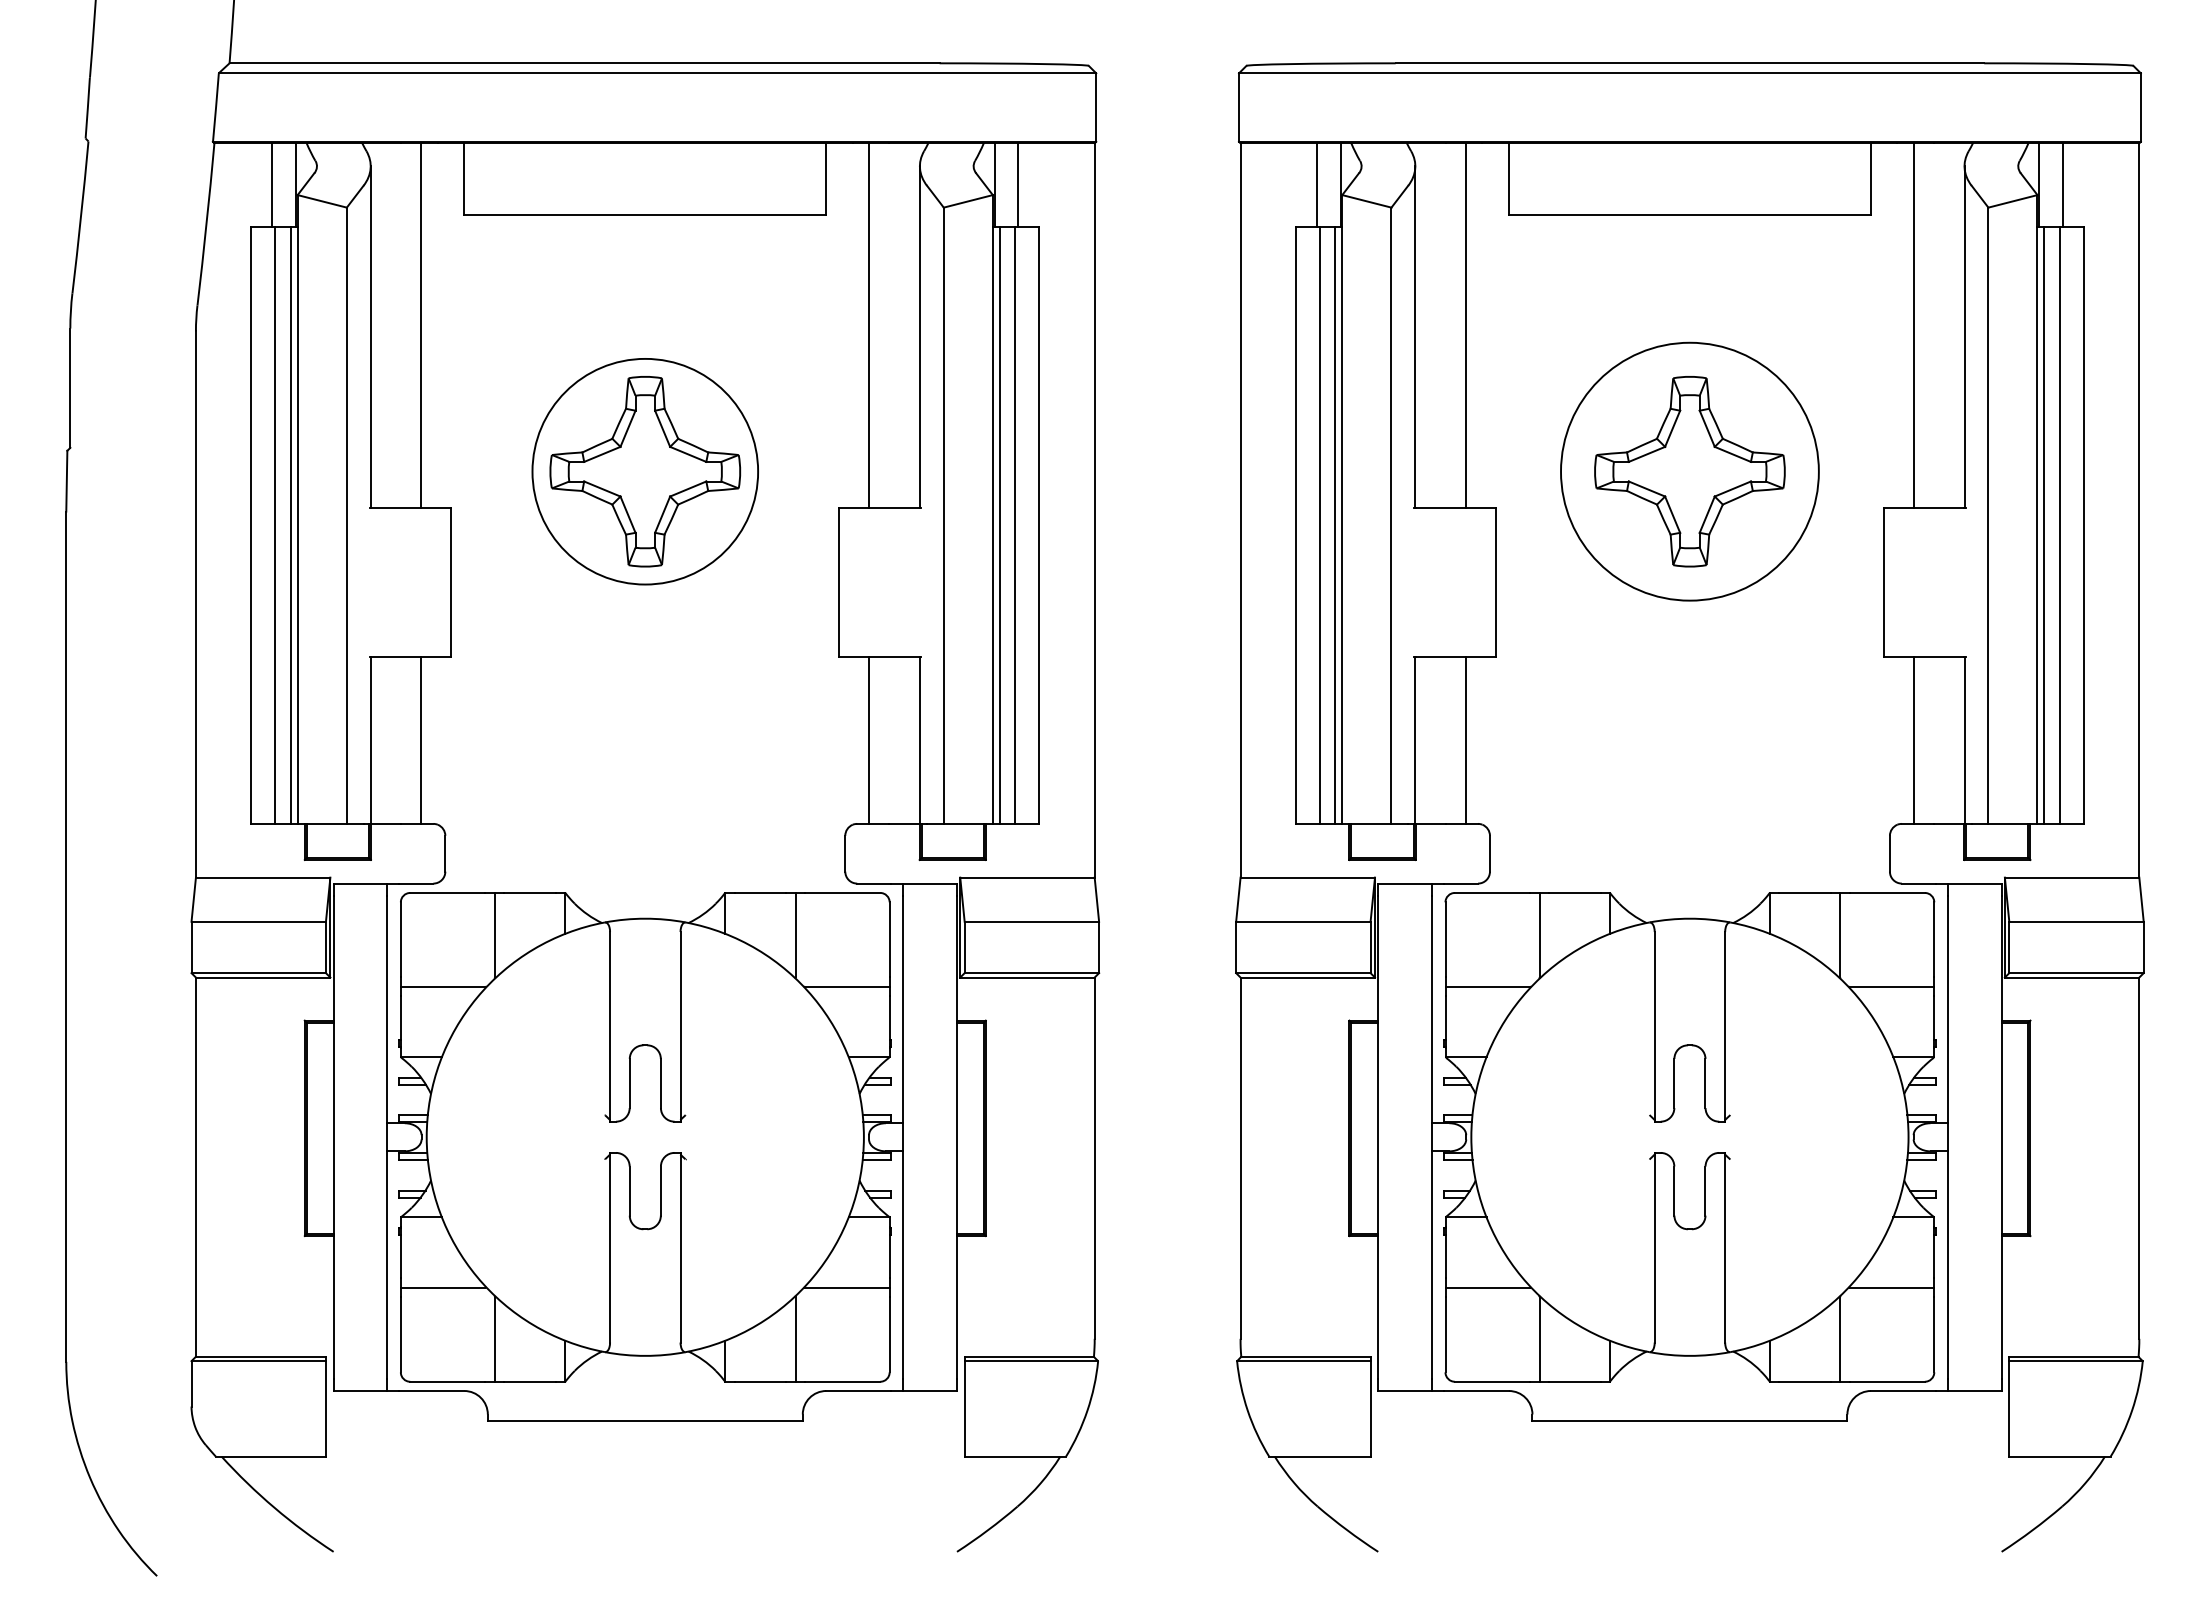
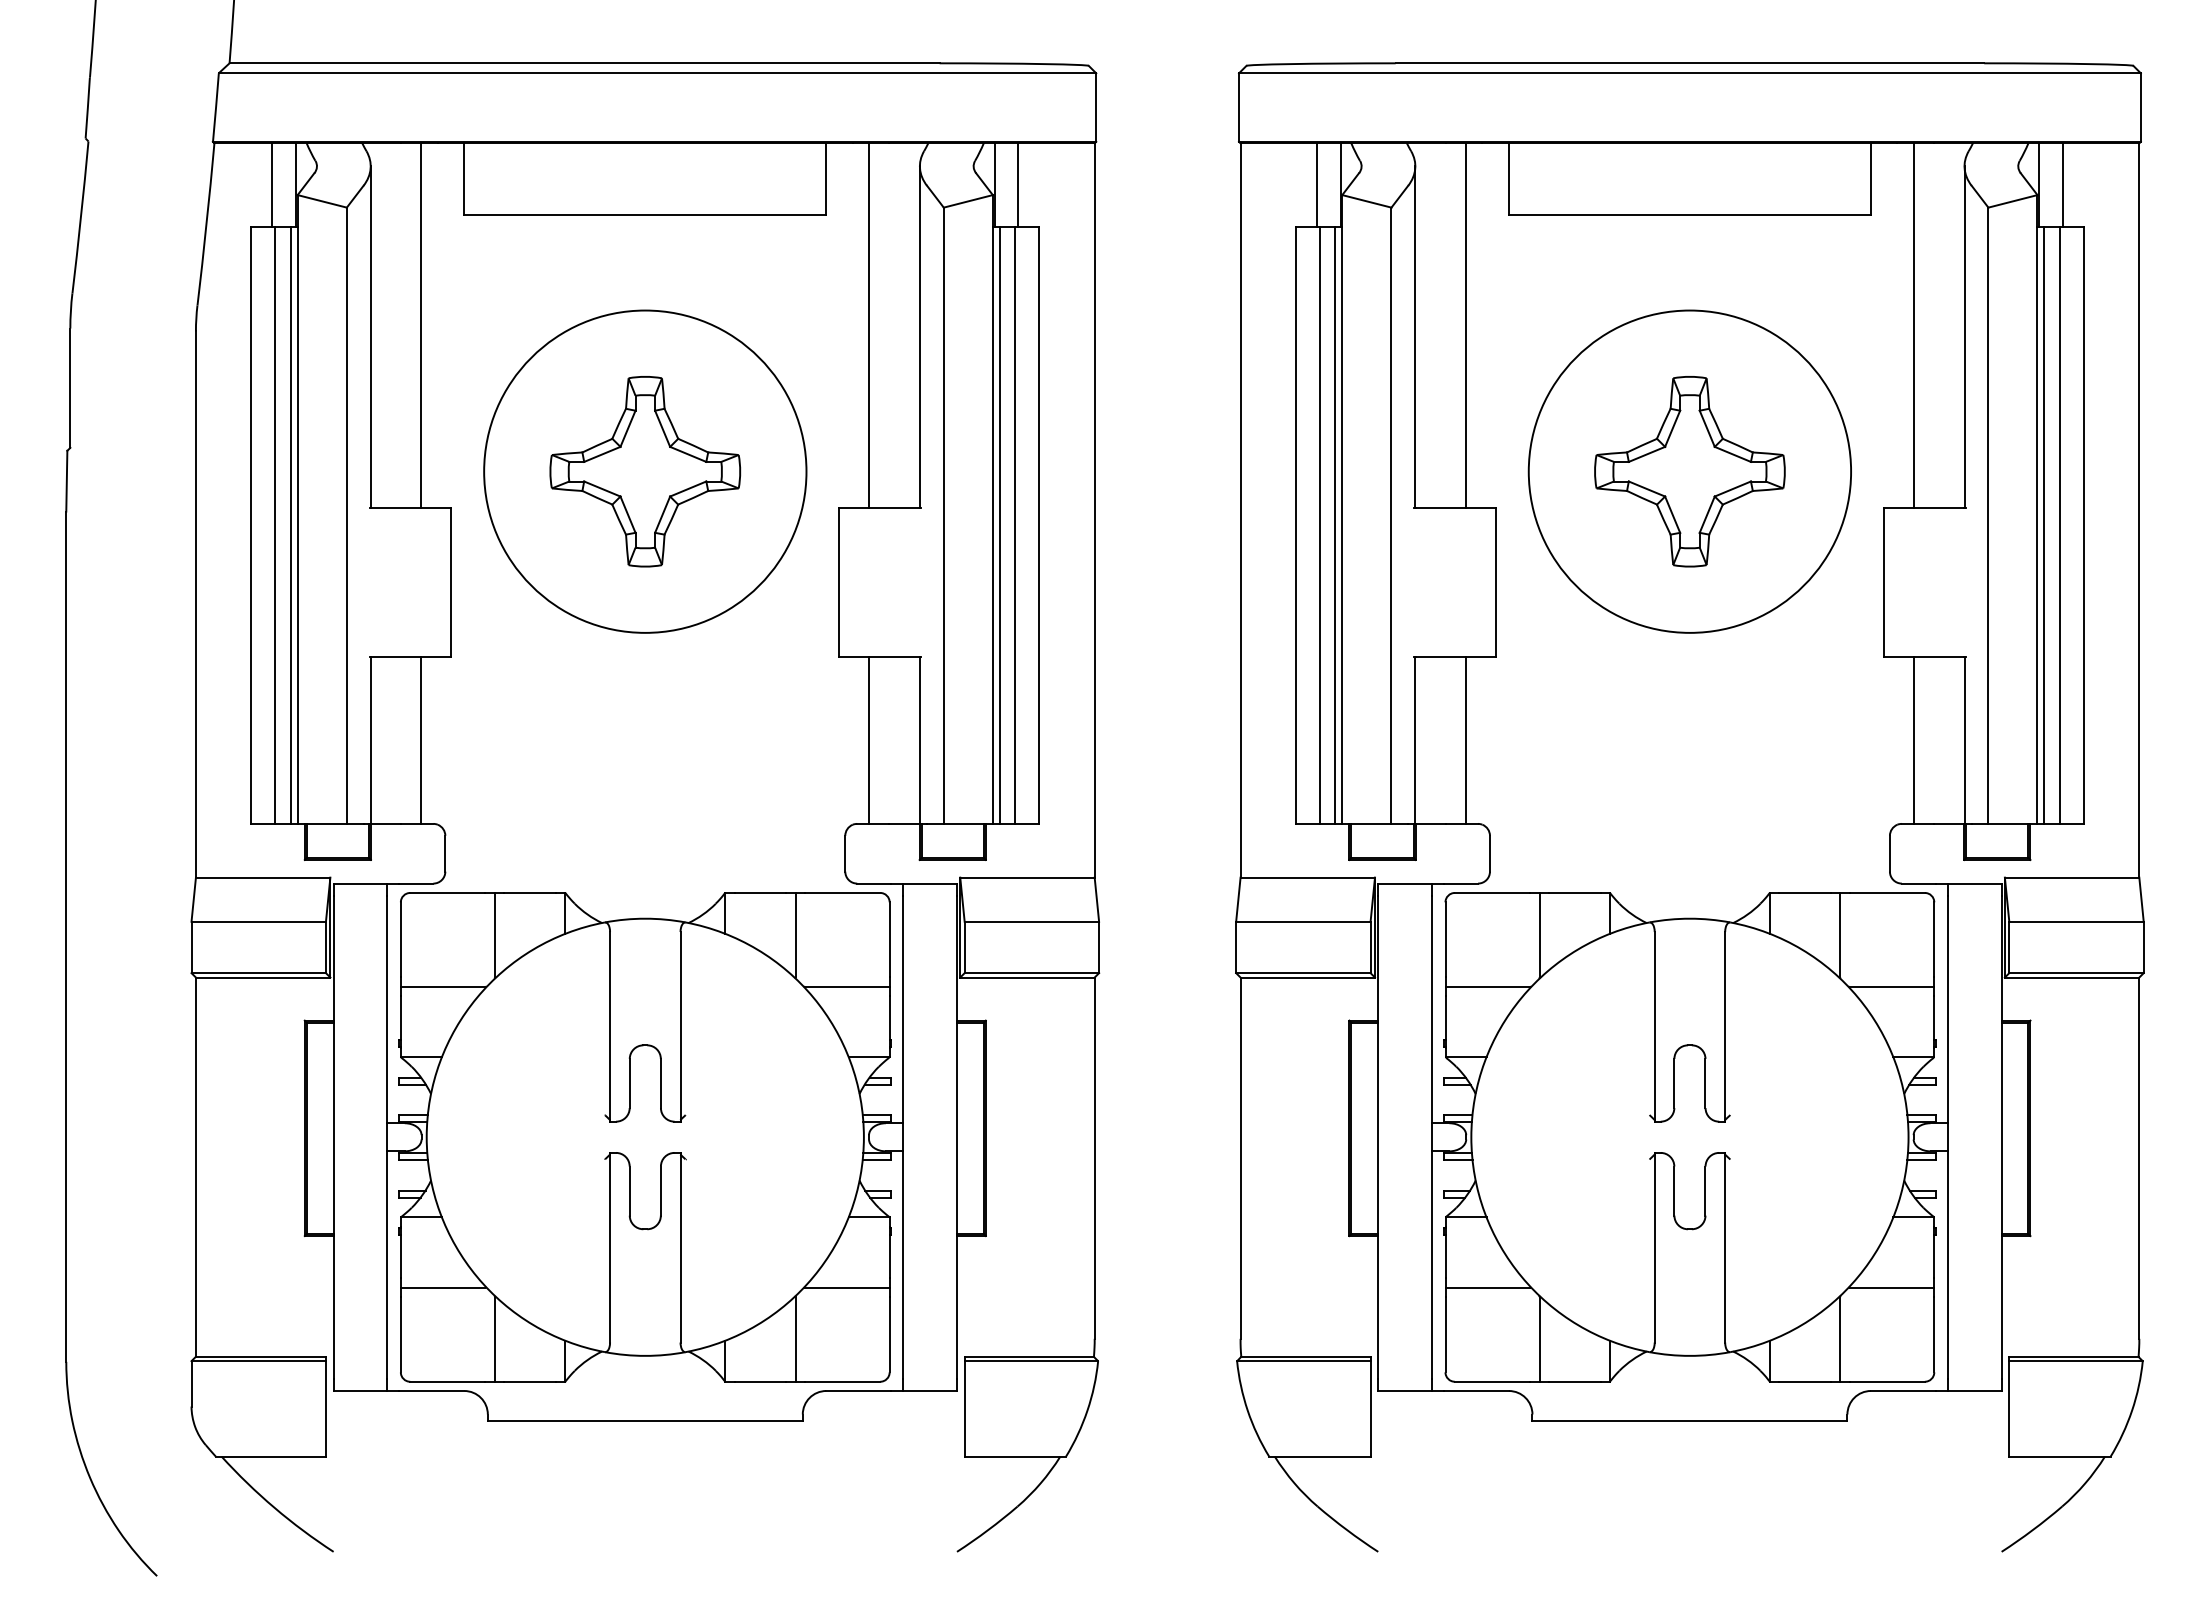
circle diameter: 226 px -> 322 px (645, 471)
circle diameter: 258 px -> 322 px (1689, 471)
